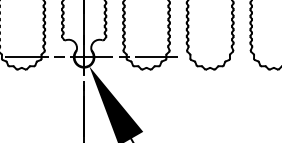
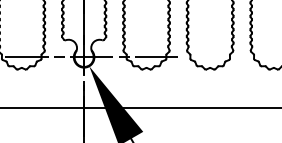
line: none -> present (140, 107)
